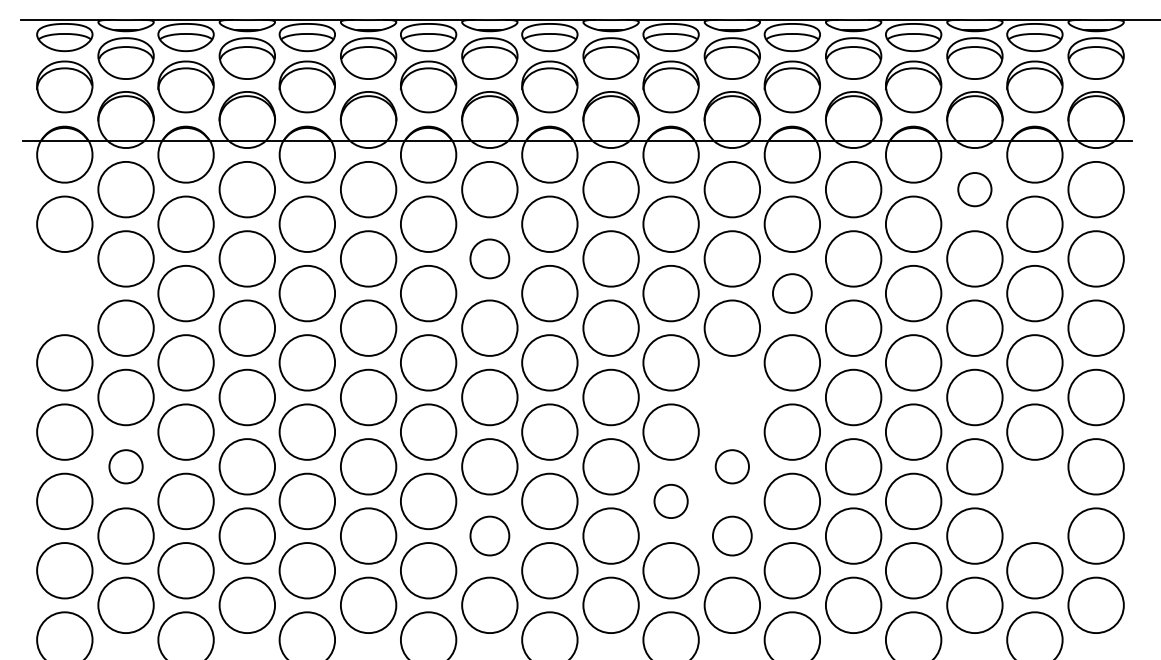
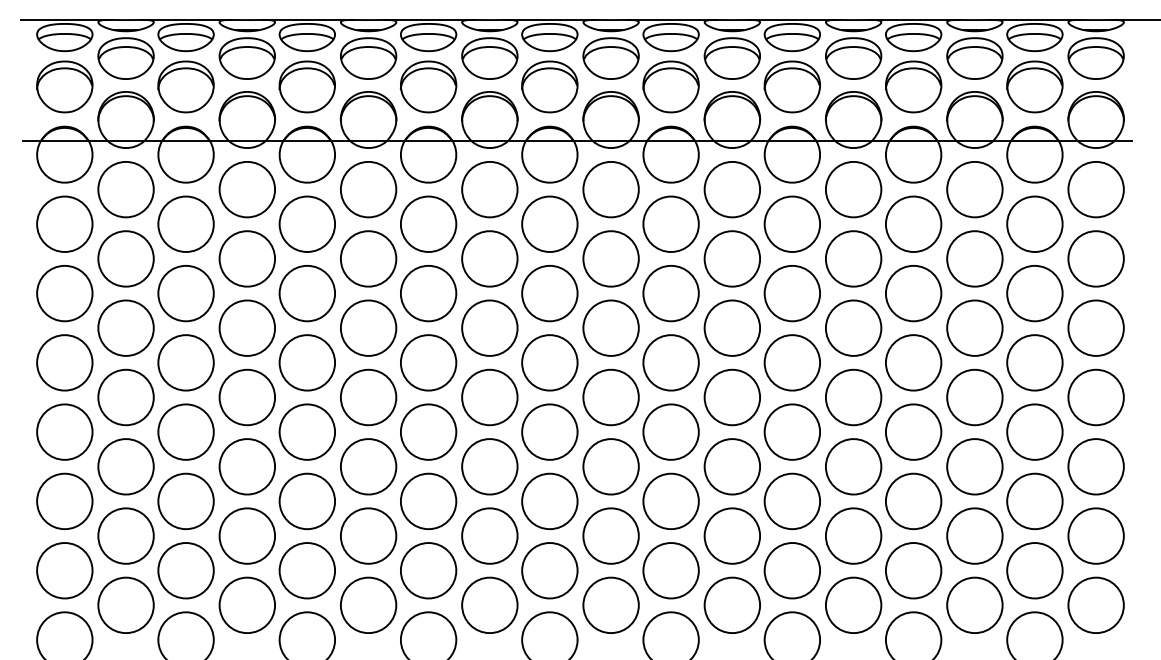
circle diameter: 33 px -> 55 px (974, 189)
circle diameter: 39 px -> 55 px (489, 258)
circle: none -> present (64, 293)
circle diameter: 39 px -> 55 px (792, 293)
circle: none -> present (731, 397)
circle diameter: 33 px -> 55 px (125, 466)
circle diameter: 33 px -> 55 px (732, 466)
circle: none -> present (1034, 500)
circle diameter: 33 px -> 55 px (670, 501)
circle size: 42x42 px -> 58x58 px (489, 535)
circle diameter: 39 px -> 55 px (732, 535)
